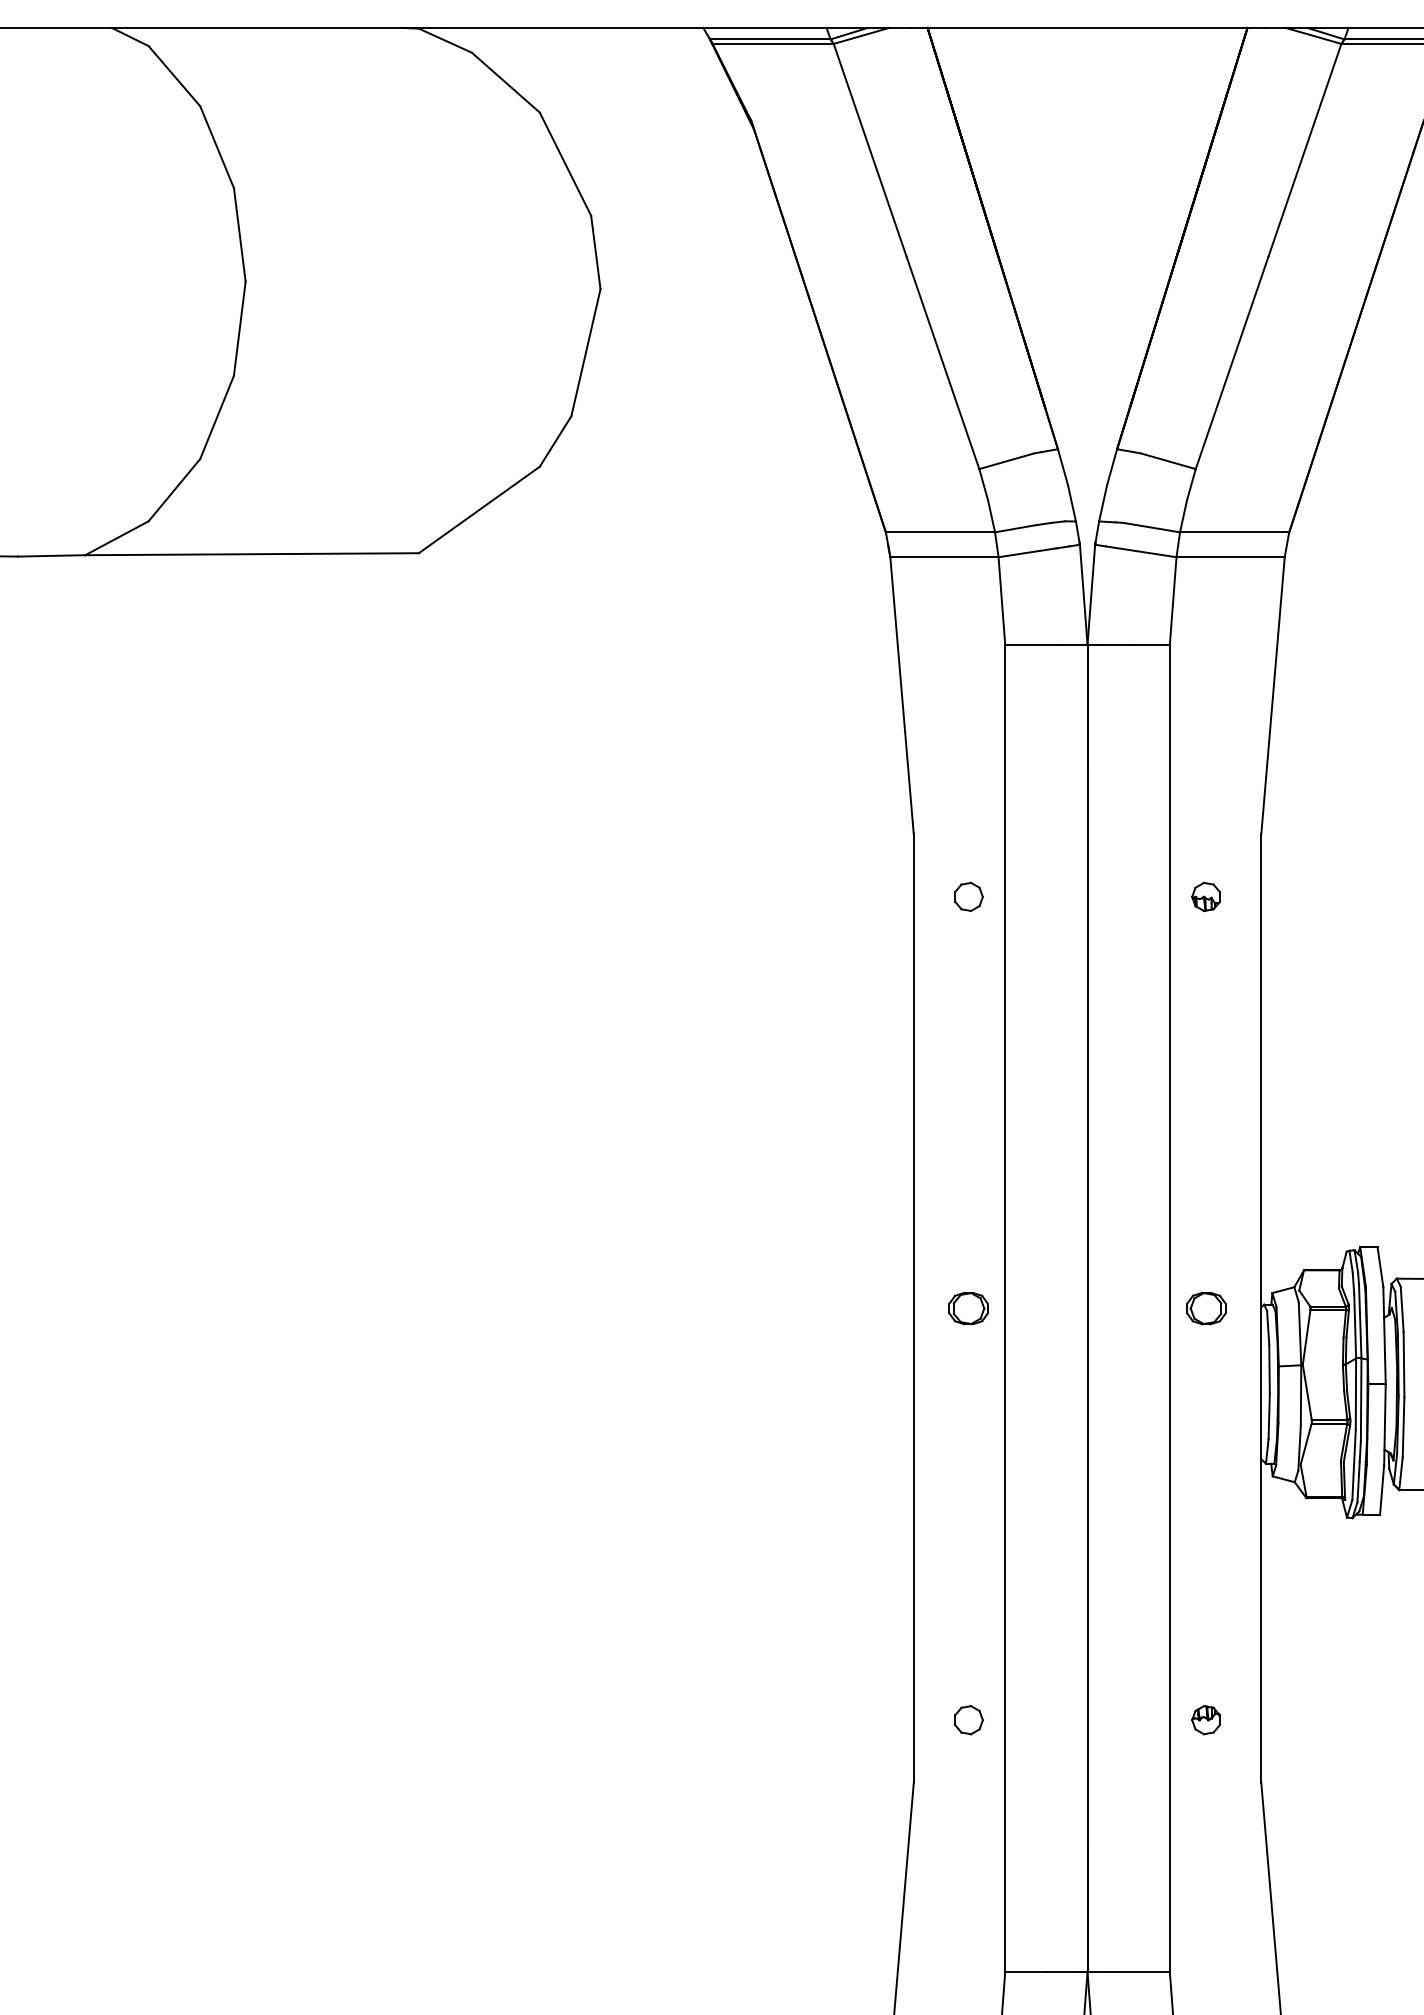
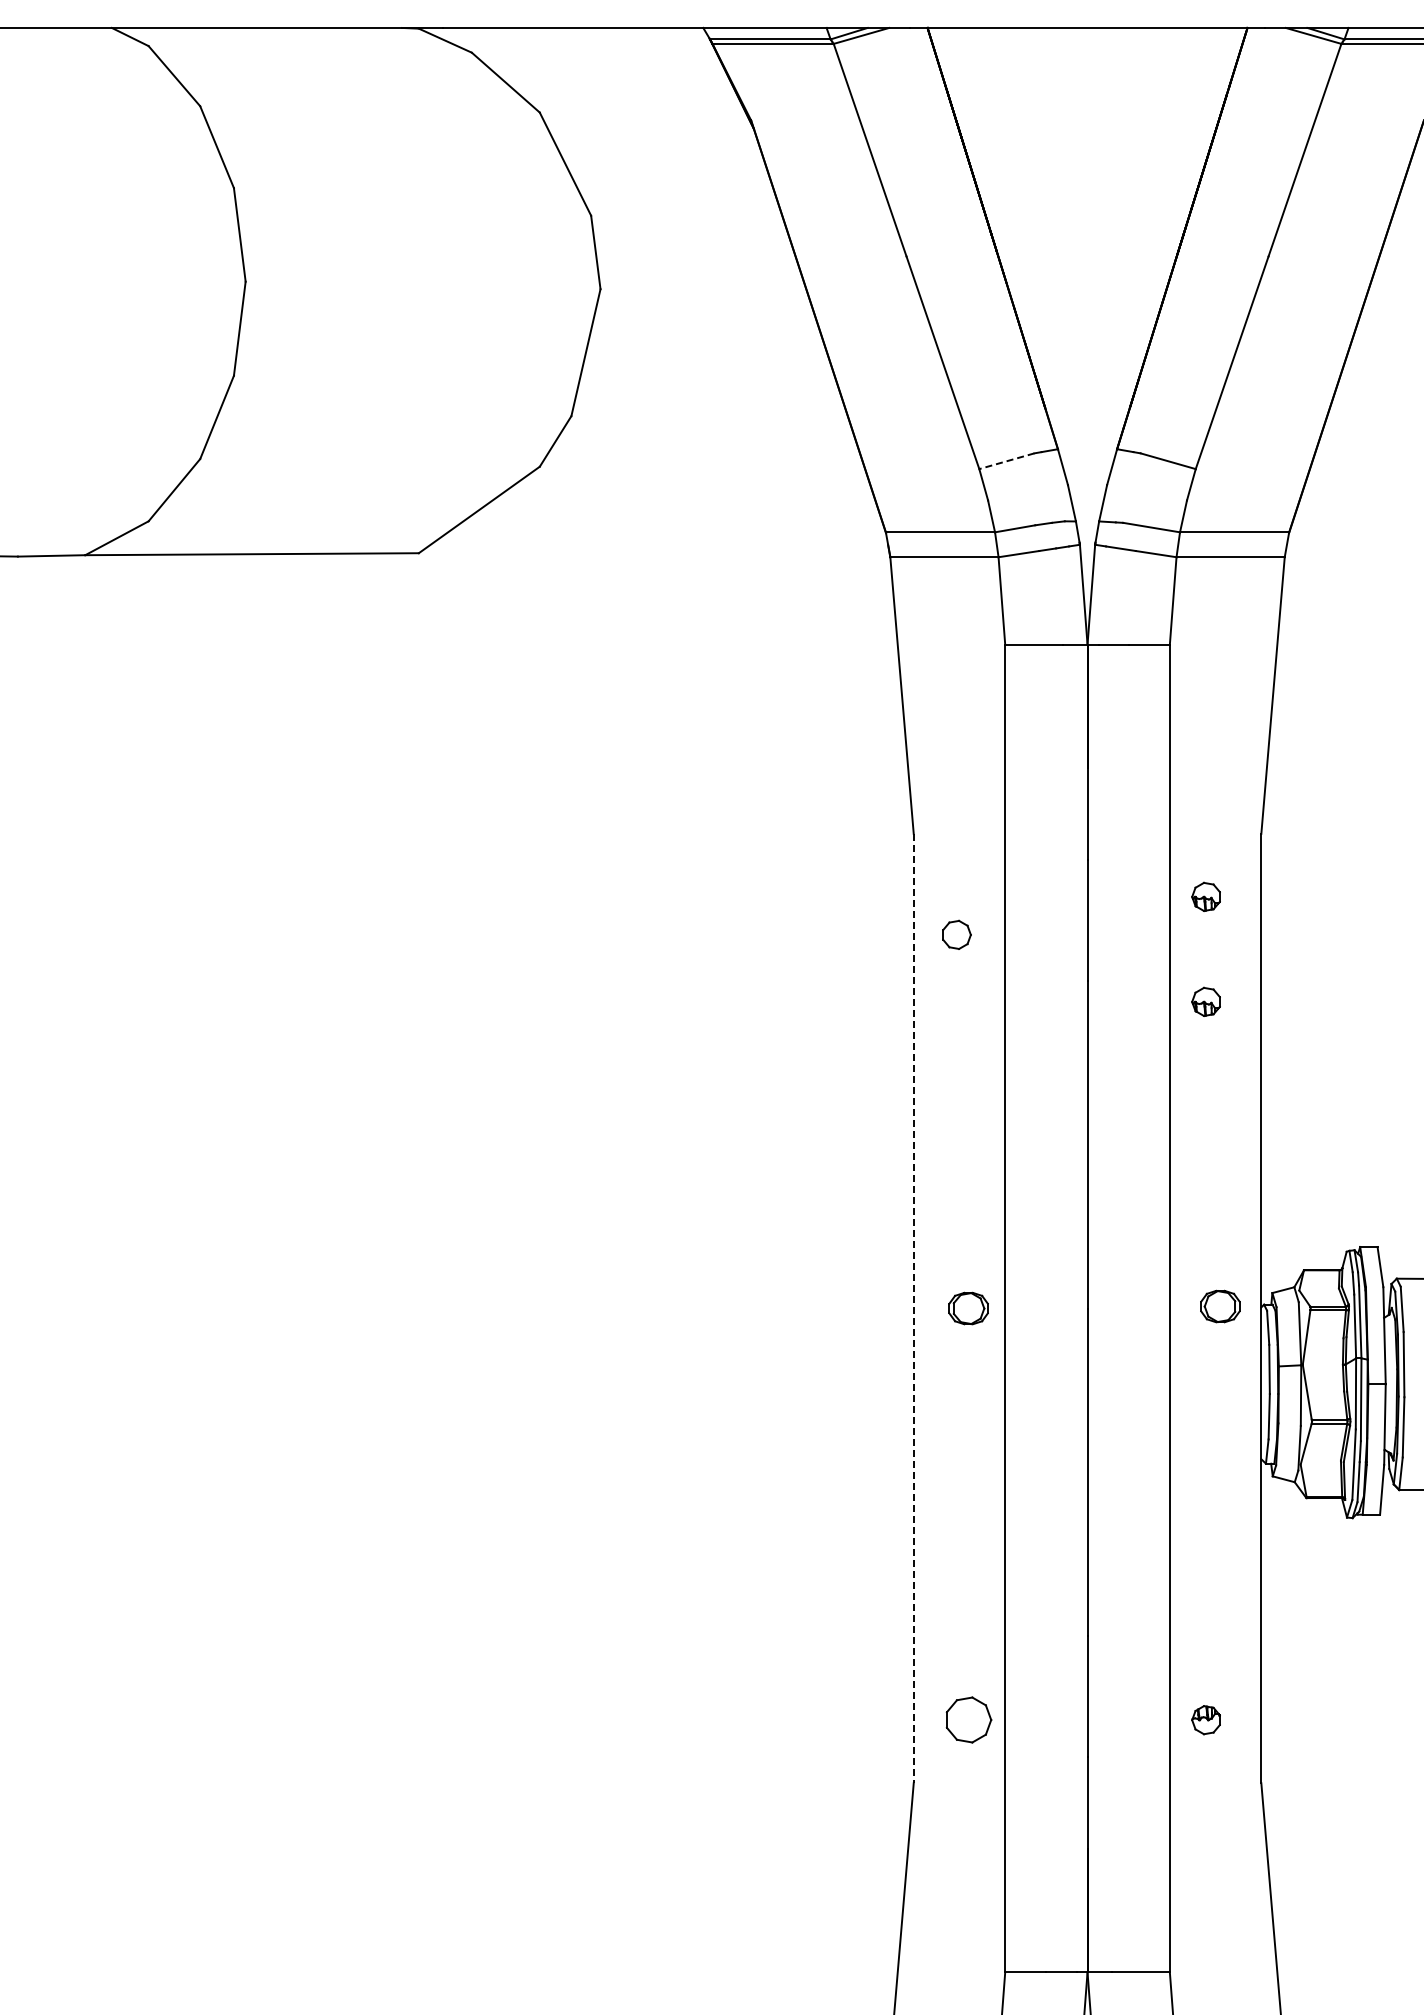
line: solid -> dashed (1006, 461)
part position: (968, 896) -> (956, 934) (956, 934)
part: none -> present (1205, 1001)
line: solid -> dashed (913, 1308)
part position: (1206, 1308) -> (1220, 1306) (1220, 1306)
part size: 30x31 px -> 48x48 px (968, 1719)
